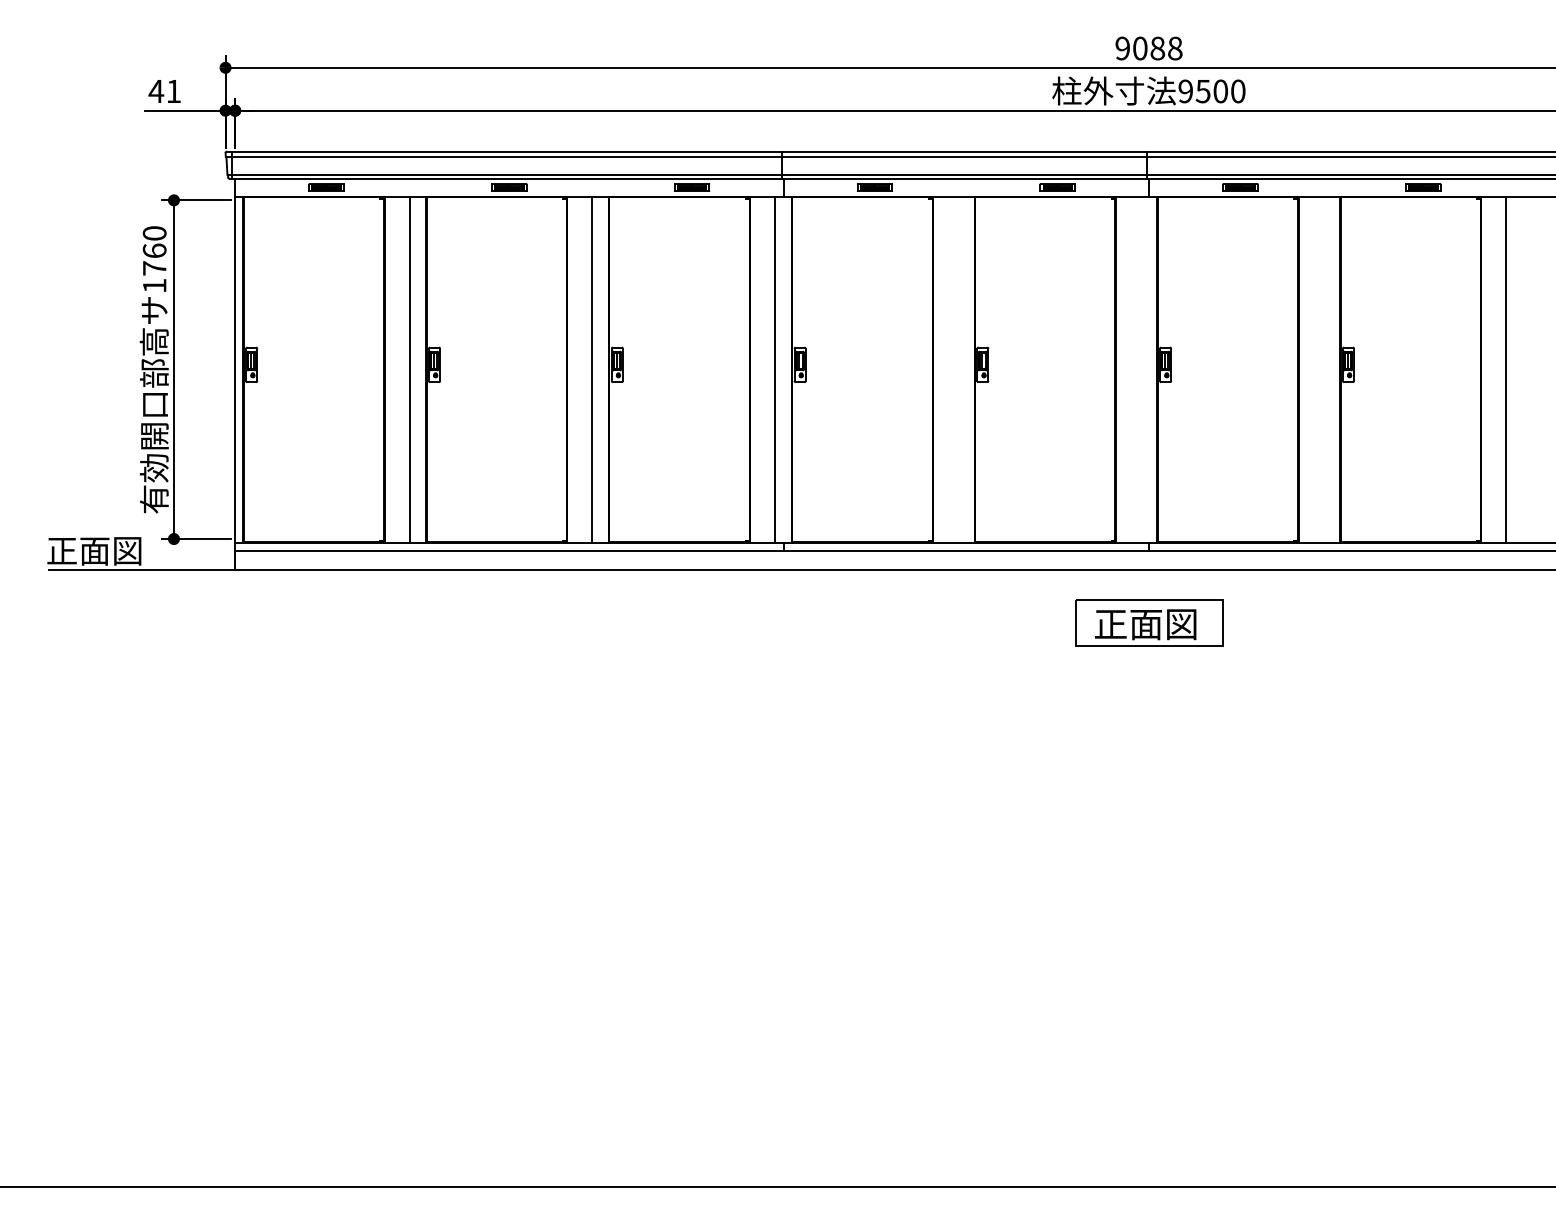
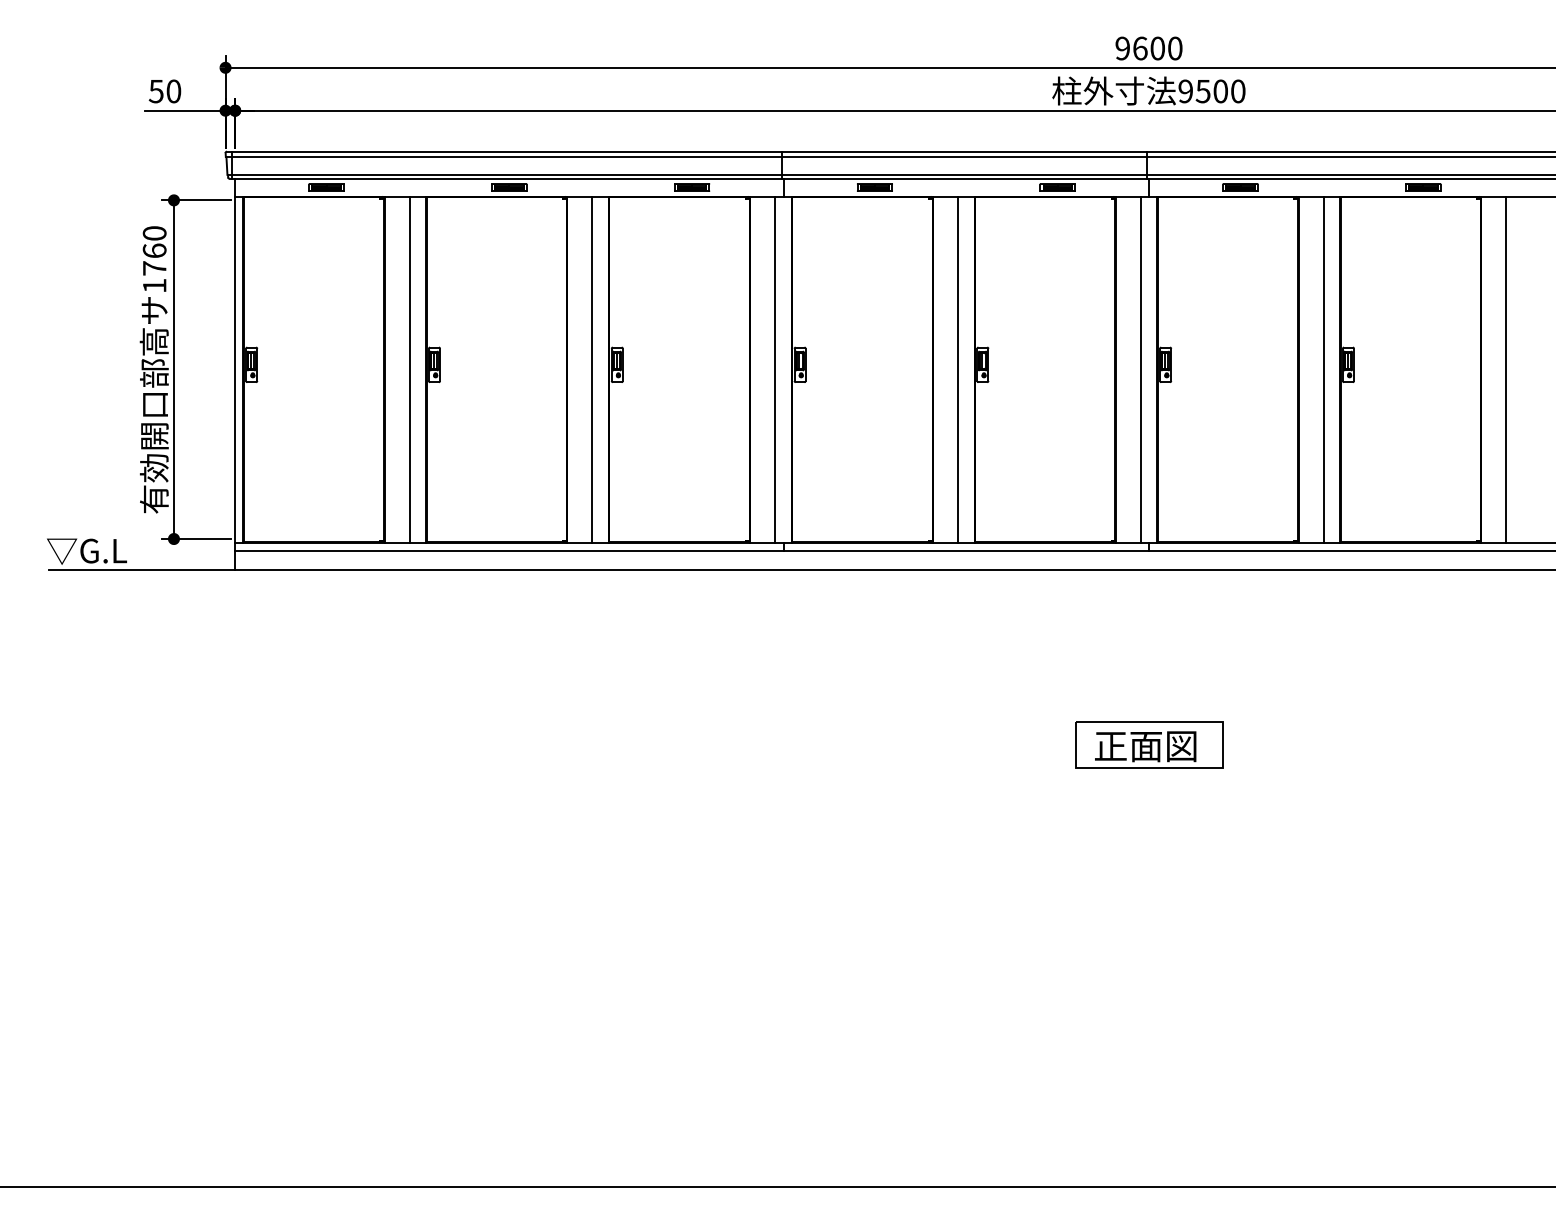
text: 9088 -> 9600 (1157, 48)
text: 41 -> 50 (164, 91)
line: none -> present (958, 369)
line: none -> present (1140, 369)
line: none -> present (1323, 369)
text: 正面図 -> ▽G.L (94, 551)
part position: (1149, 622) -> (1149, 744) (1149, 744)
